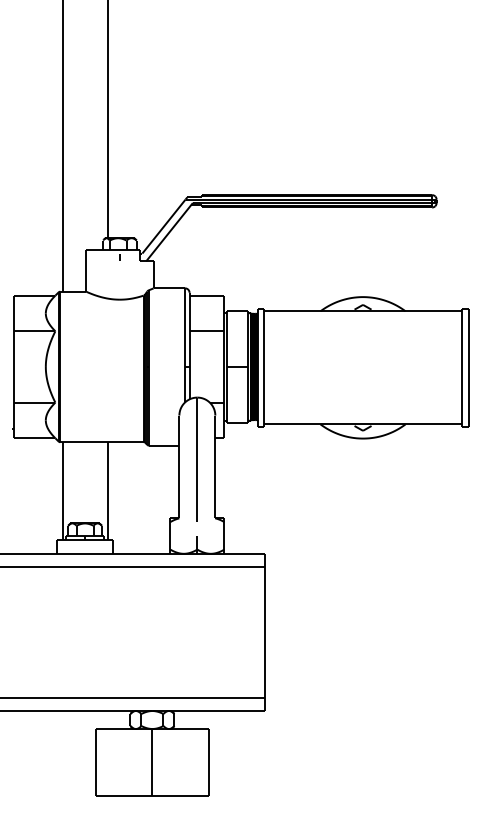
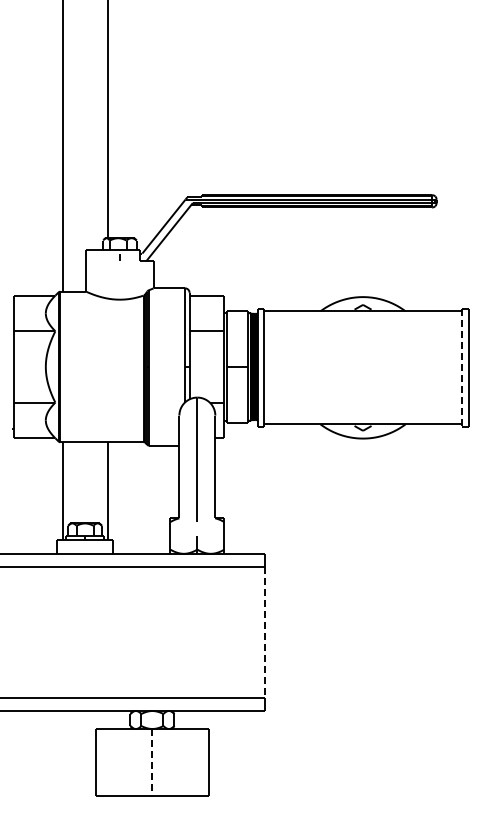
line: solid -> dashed (461, 367)
line: solid -> dashed (264, 632)
line: solid -> dashed (152, 762)
